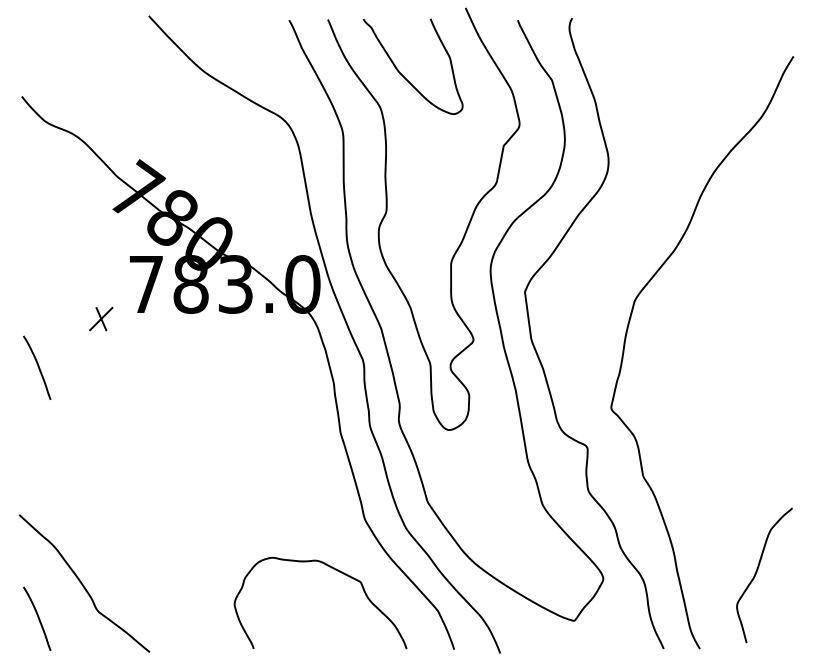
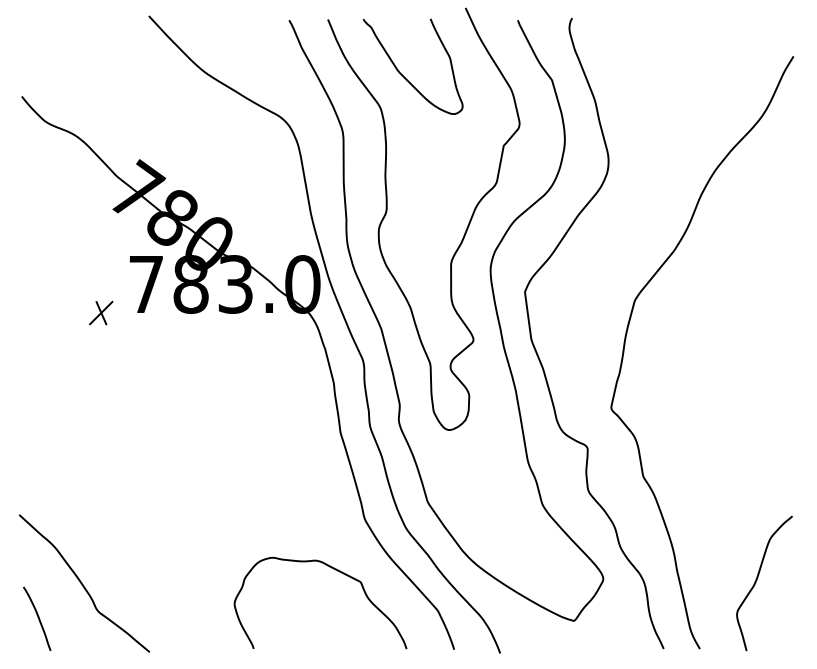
part position: (101, 318) -> (101, 312) (101, 312)
curve: present -> none (37, 366)
curve position: (757, 572) -> (757, 580) (757, 580)
